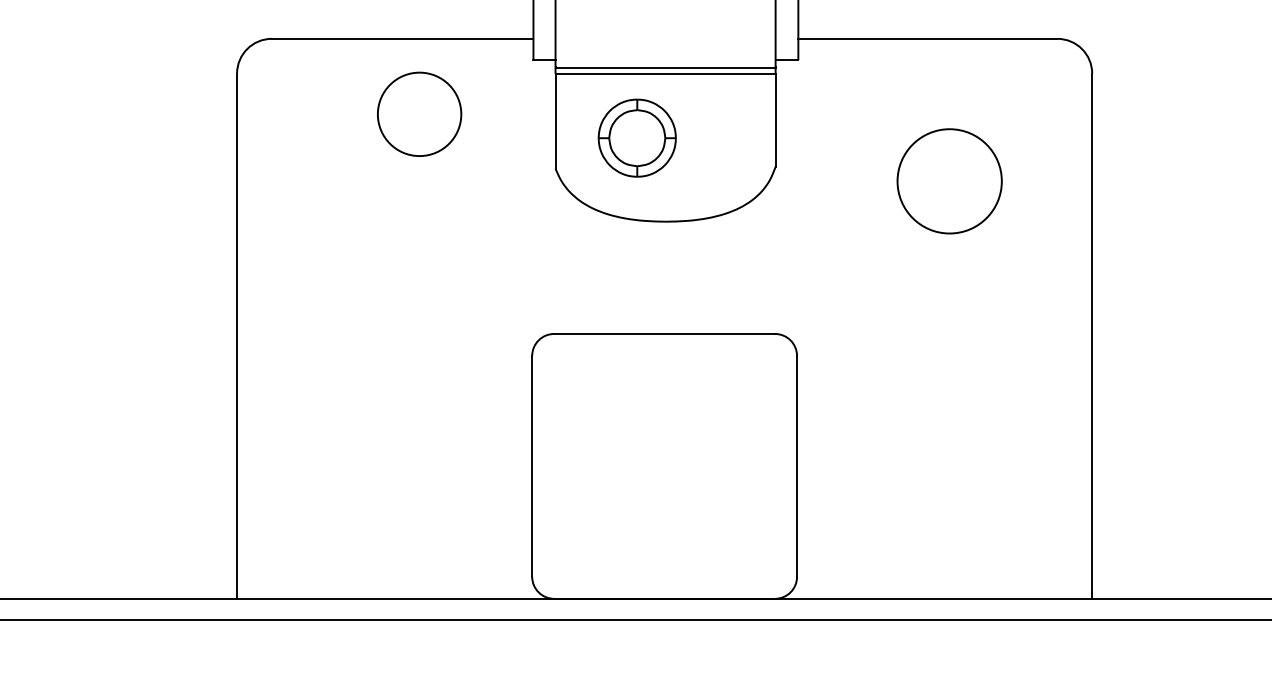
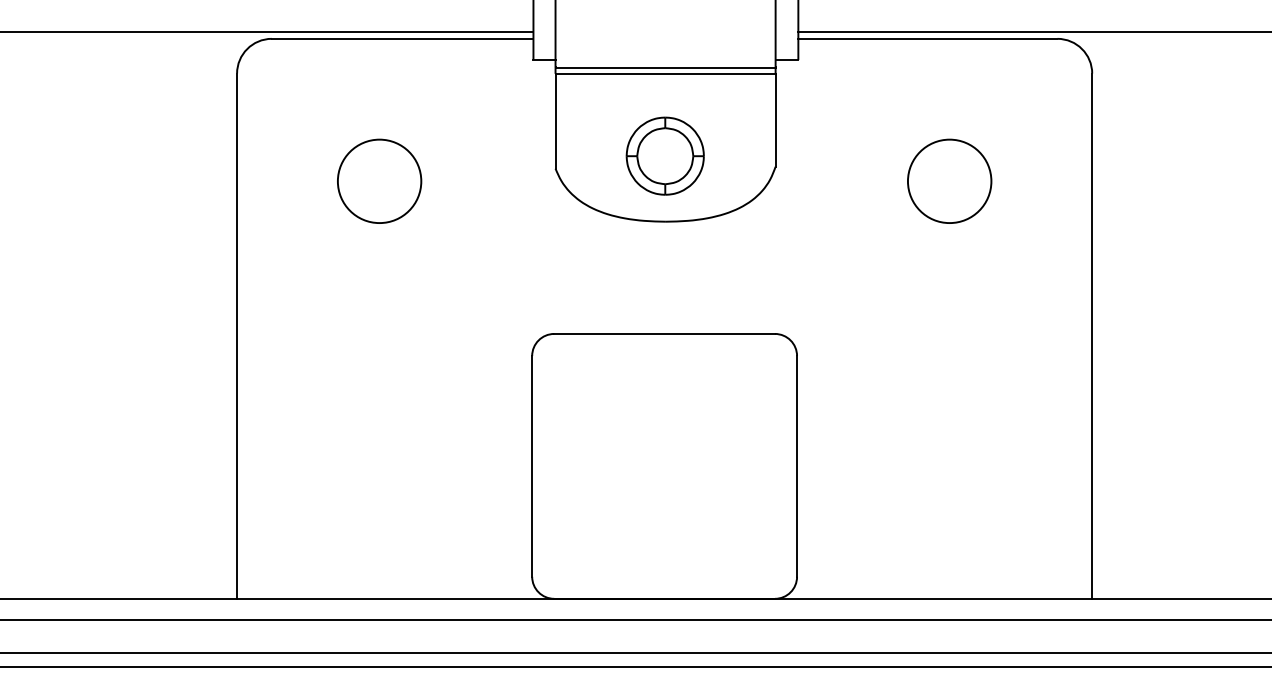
line: none -> present (267, 31)
line: none -> present (1033, 31)
circle position: (419, 113) -> (379, 180) (379, 180)
part position: (636, 137) -> (664, 155) (664, 155)
circle diameter: 104 px -> 83 px (949, 181)
line: none -> present (635, 653)
line: none -> present (635, 667)
